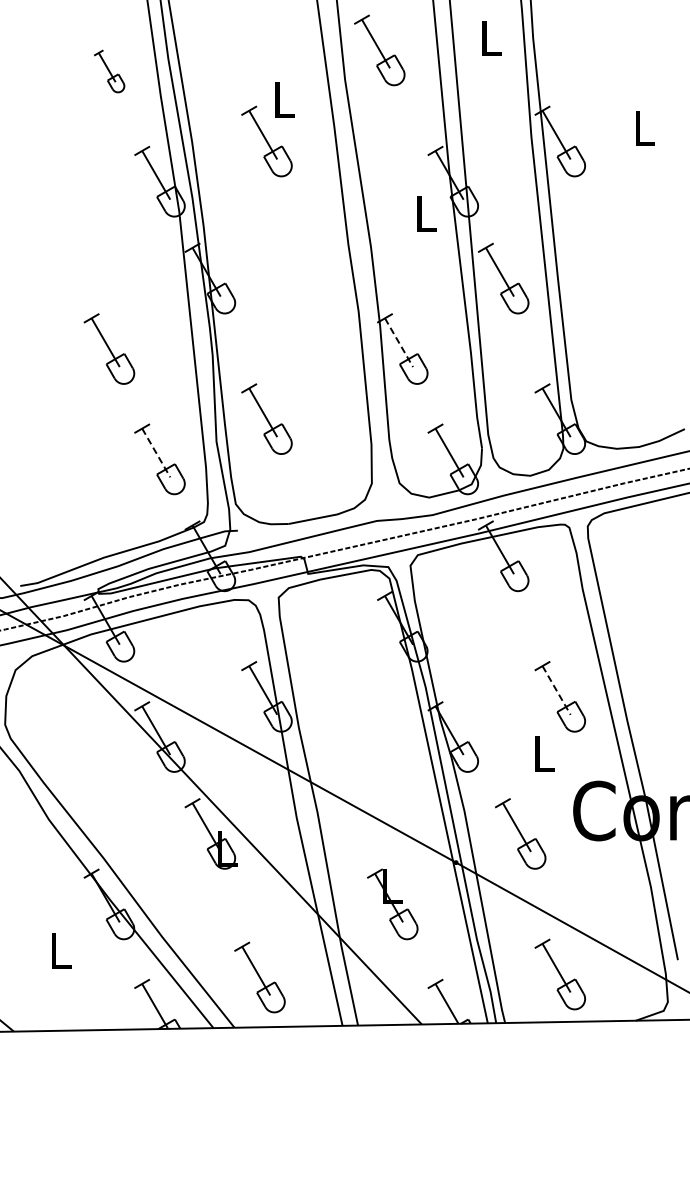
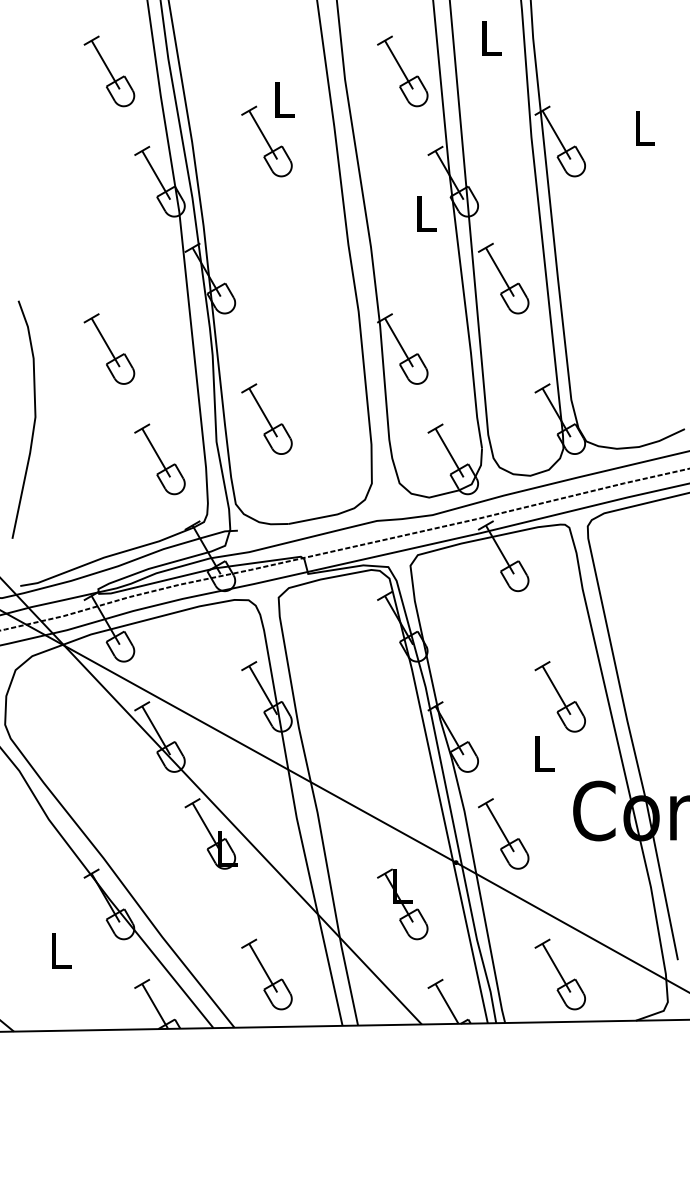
part position: (379, 50) -> (402, 71) (402, 71)
part size: 32x45 px -> 53x73 px (109, 71)
line: dashed -> solid (399, 343)
curve: none -> present (33, 421)
line: dashed -> solid (156, 453)
line: dashed -> solid (556, 690)
part position: (520, 833) -> (503, 833) (503, 833)
part position: (392, 904) -> (402, 904) (402, 904)
part position: (259, 977) -> (266, 974) (266, 974)
